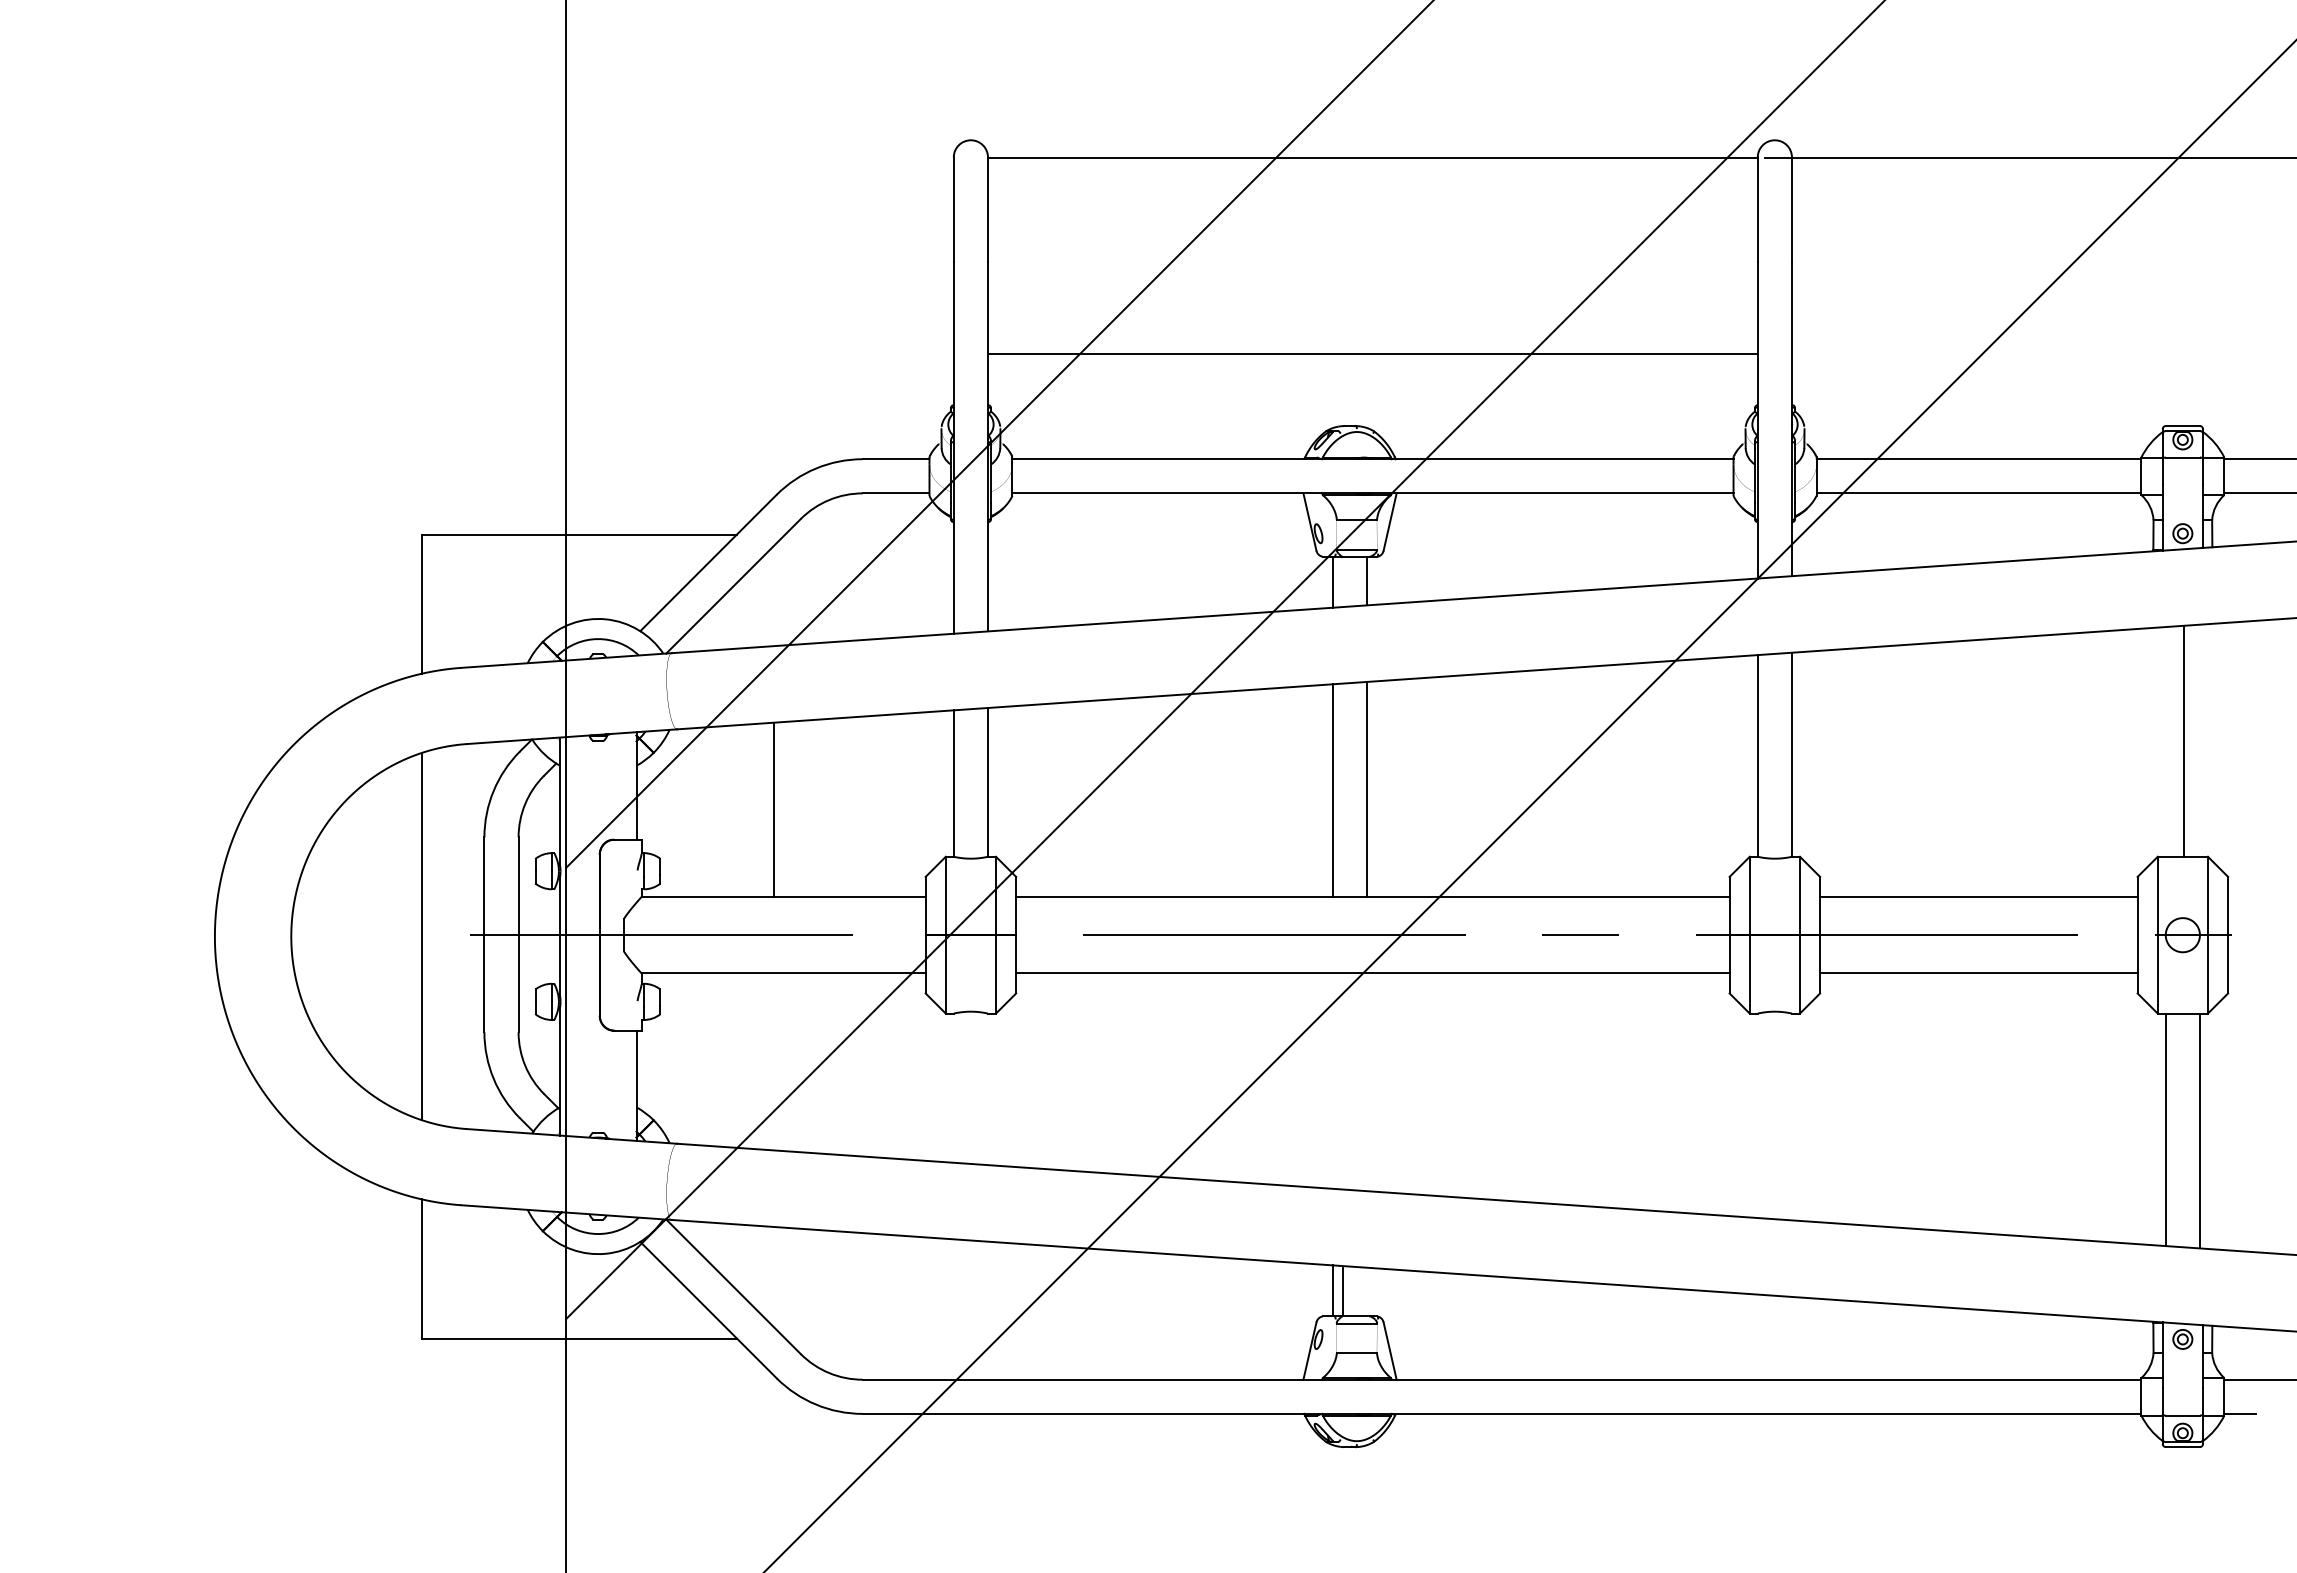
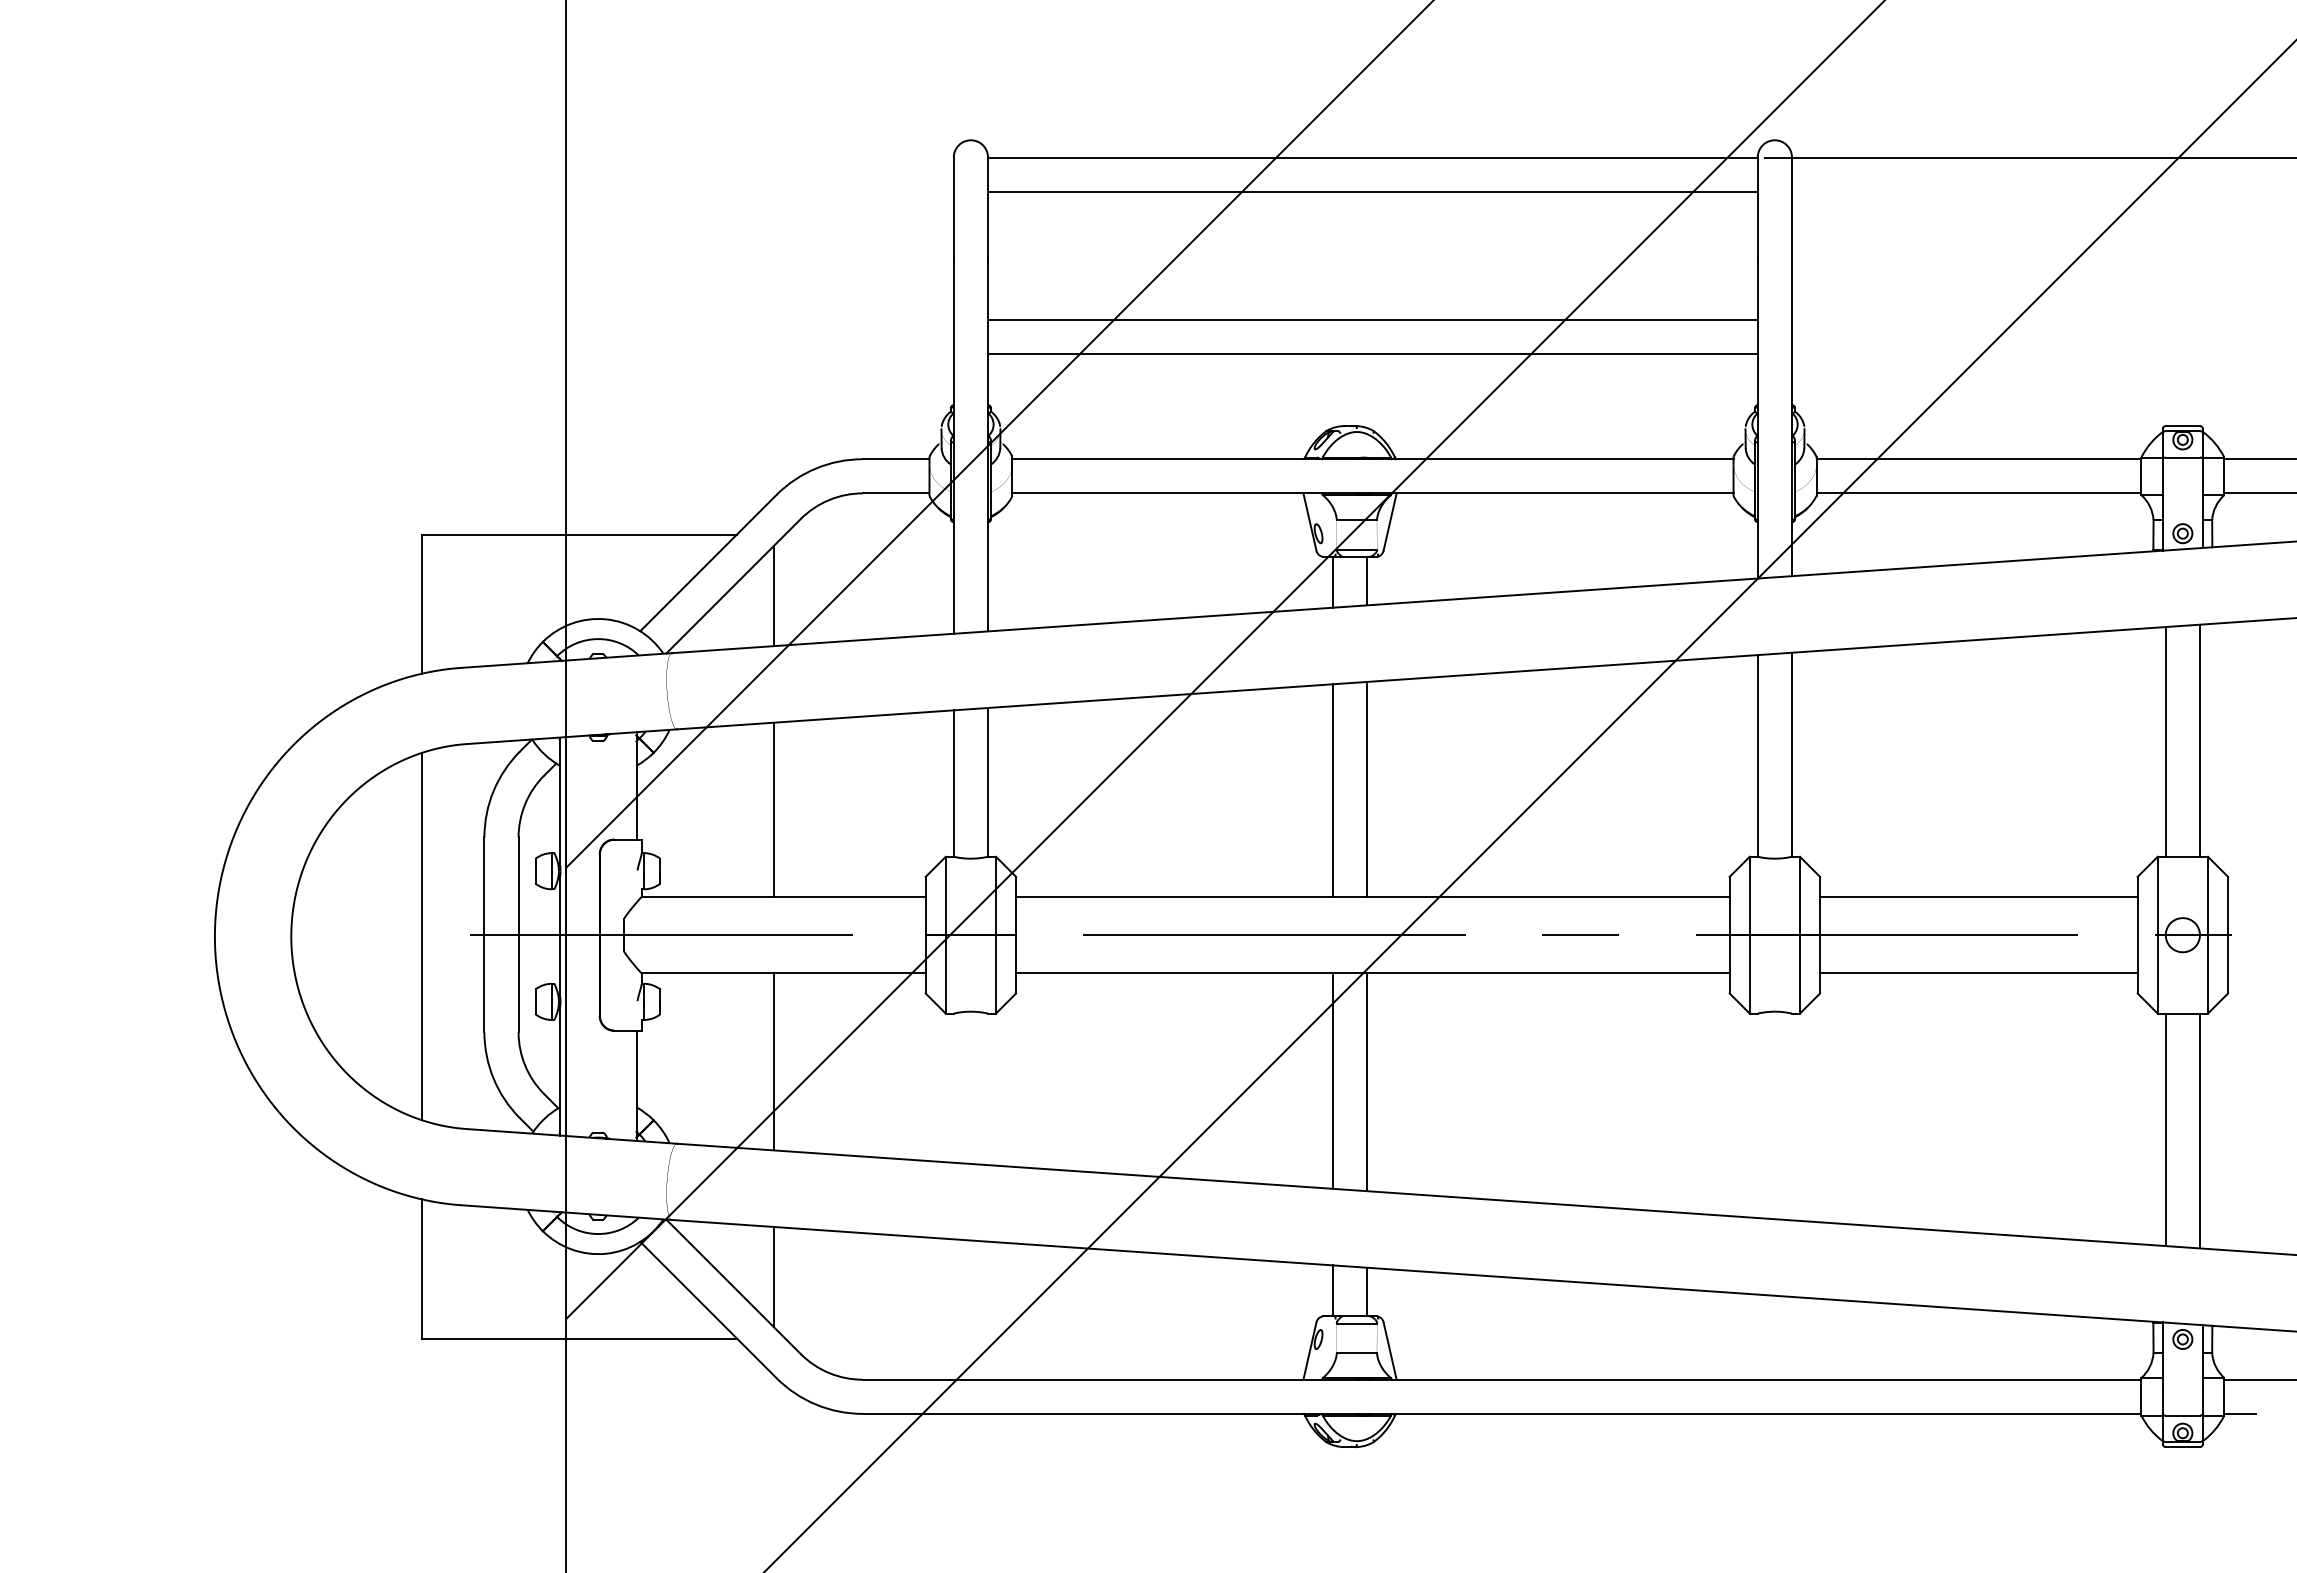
line: none -> present (1372, 192)
line: none -> present (1372, 319)
line: none -> present (774, 595)
line: none -> present (2199, 740)
line position: (2183, 741) -> (2165, 741) (2165, 741)
line: none -> present (774, 1061)
line: none -> present (1332, 1080)
line: none -> present (1367, 1082)
line: none -> present (774, 1276)
line position: (1343, 1291) -> (1367, 1291) (1367, 1291)
